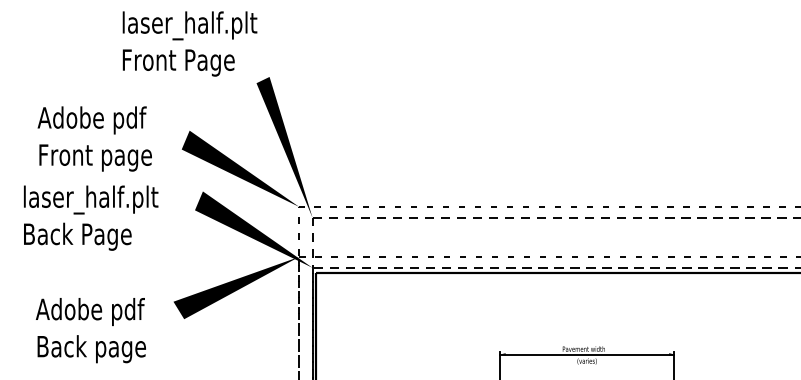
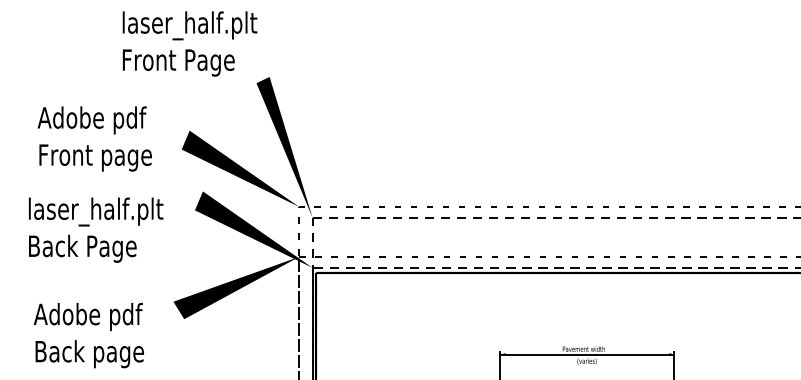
text position: (91, 217) -> (96, 229) (96, 229)
text position: (90, 330) -> (88, 335) (88, 335)
